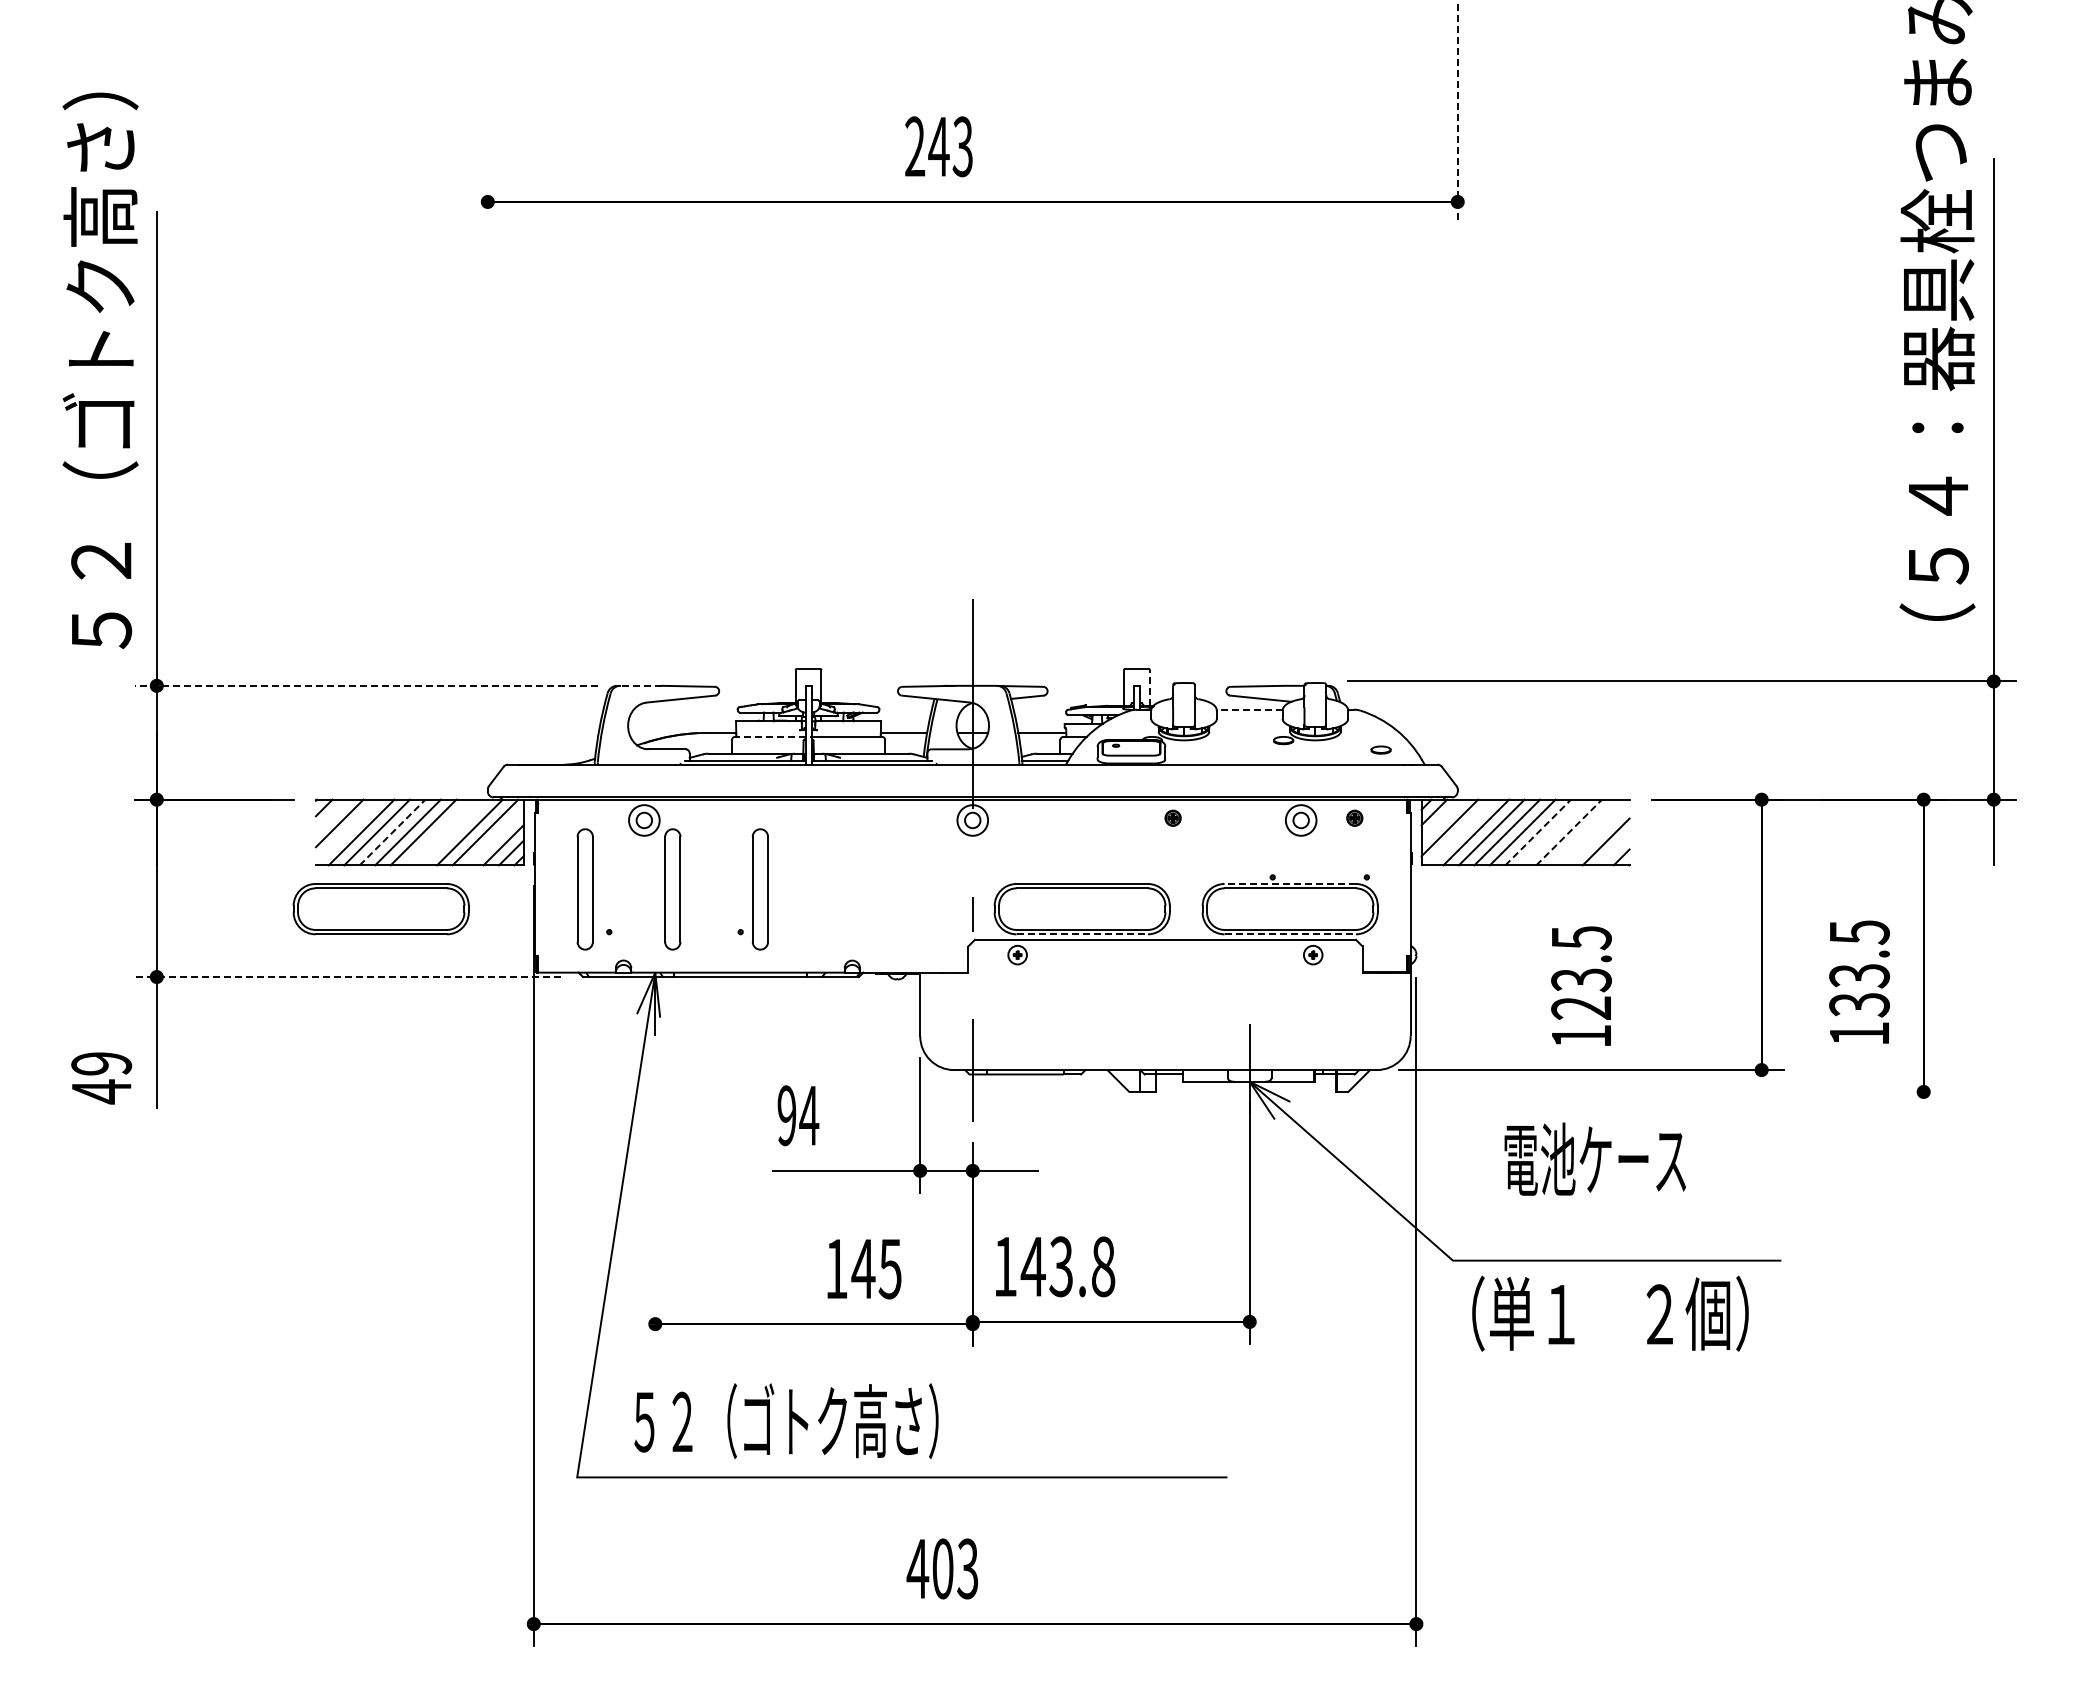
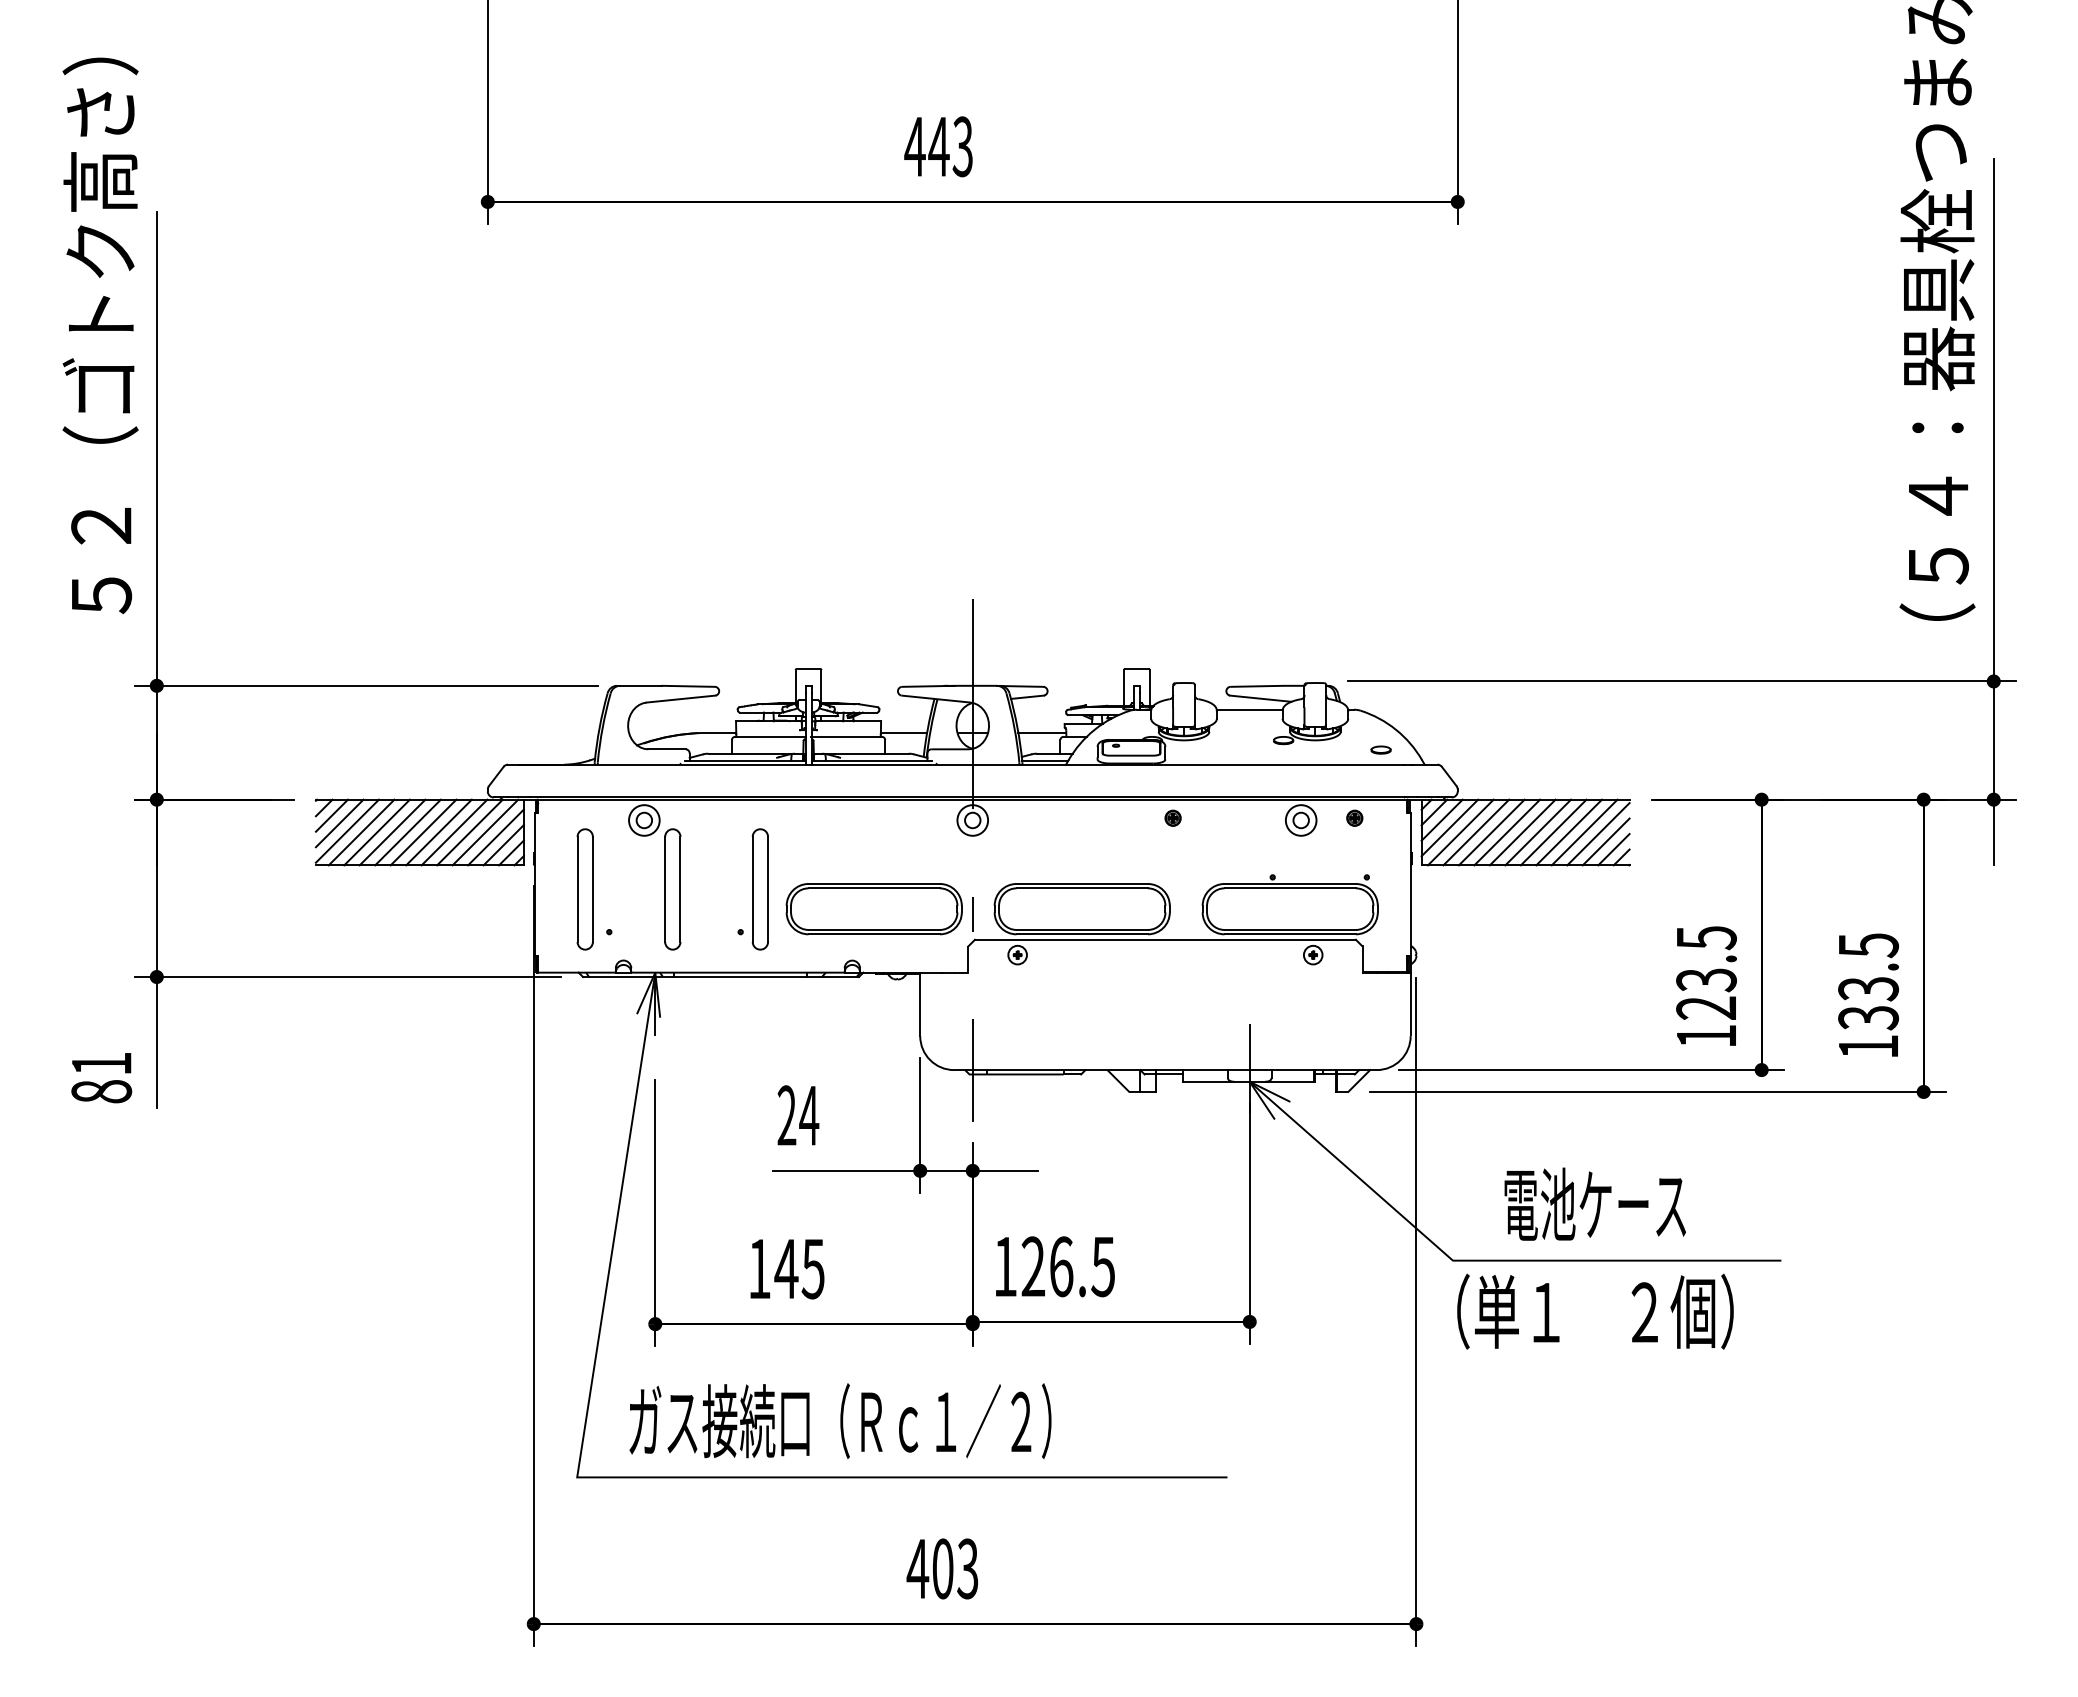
line: none -> present (487, 112)
line: dashed -> solid (1457, 112)
text: 243 -> 443 (914, 146)
text position: (100, 370) -> (100, 335) (100, 335)
line: dashed -> solid (365, 685)
line: dashed -> solid (640, 685)
line: dashed -> solid (1149, 687)
line: dashed -> solid (1249, 709)
line: dashed -> solid (769, 736)
line: none -> present (331, 815)
line: none -> present (1441, 819)
line: none -> present (346, 830)
line: dashed -> solid (392, 832)
line: none -> present (438, 832)
line: none -> present (454, 832)
line: none -> present (1460, 832)
line: dashed -> solid (1538, 832)
line: none -> present (1553, 832)
line: dashed -> solid (1569, 832)
line: none -> present (1584, 832)
line: none -> present (1598, 834)
line: none -> present (495, 837)
line: none -> present (1613, 849)
line: dashed -> solid (1290, 883)
part position: (380, 909) -> (873, 909) (873, 909)
line: dashed -> solid (1082, 934)
line: dashed -> solid (1290, 934)
line: dashed -> solid (347, 977)
text position: (1859, 981) -> (1868, 994) (1868, 994)
text position: (1581, 985) -> (1706, 985) (1706, 985)
text: 49 -> 81 (101, 1078)
line: none -> present (1657, 1091)
text: 94 -> 24 (786, 1115)
text position: (1594, 1158) -> (1594, 1203) (1594, 1203)
line: none -> present (655, 1212)
text: 143.8 -> 126.5 (1067, 1266)
text position: (864, 1269) -> (787, 1269) (787, 1269)
text position: (1610, 1313) -> (1595, 1311) (1595, 1311)
text: ５２（ゴトク高さ） -> ガス接続口（Ｒｃ１／２） (840, 1421)
